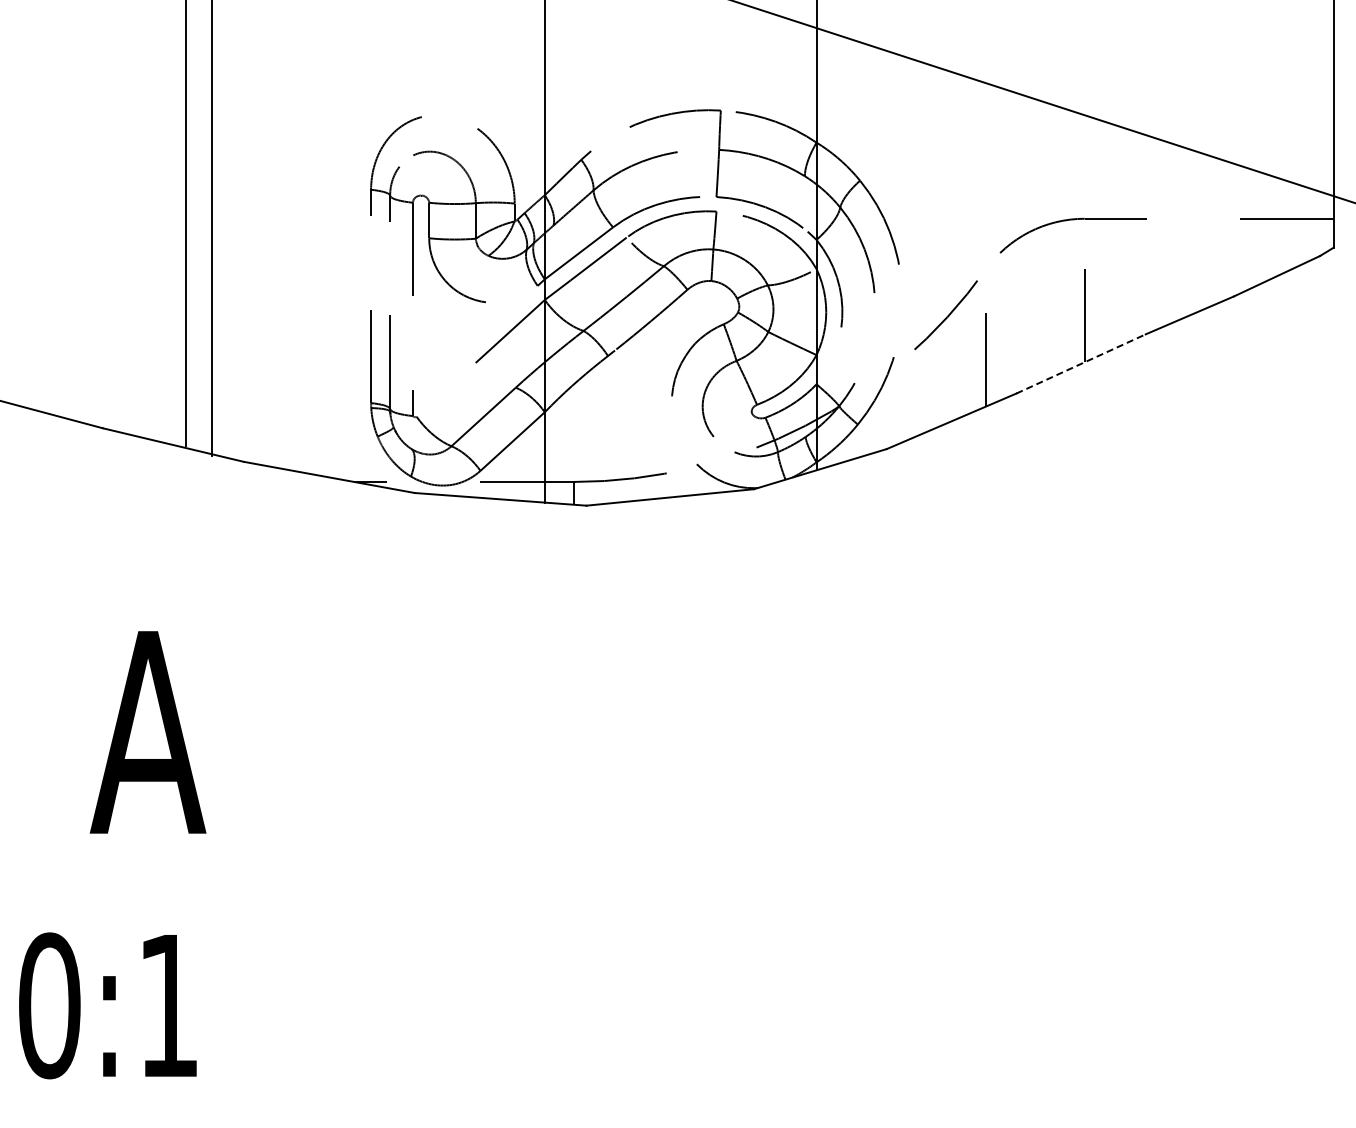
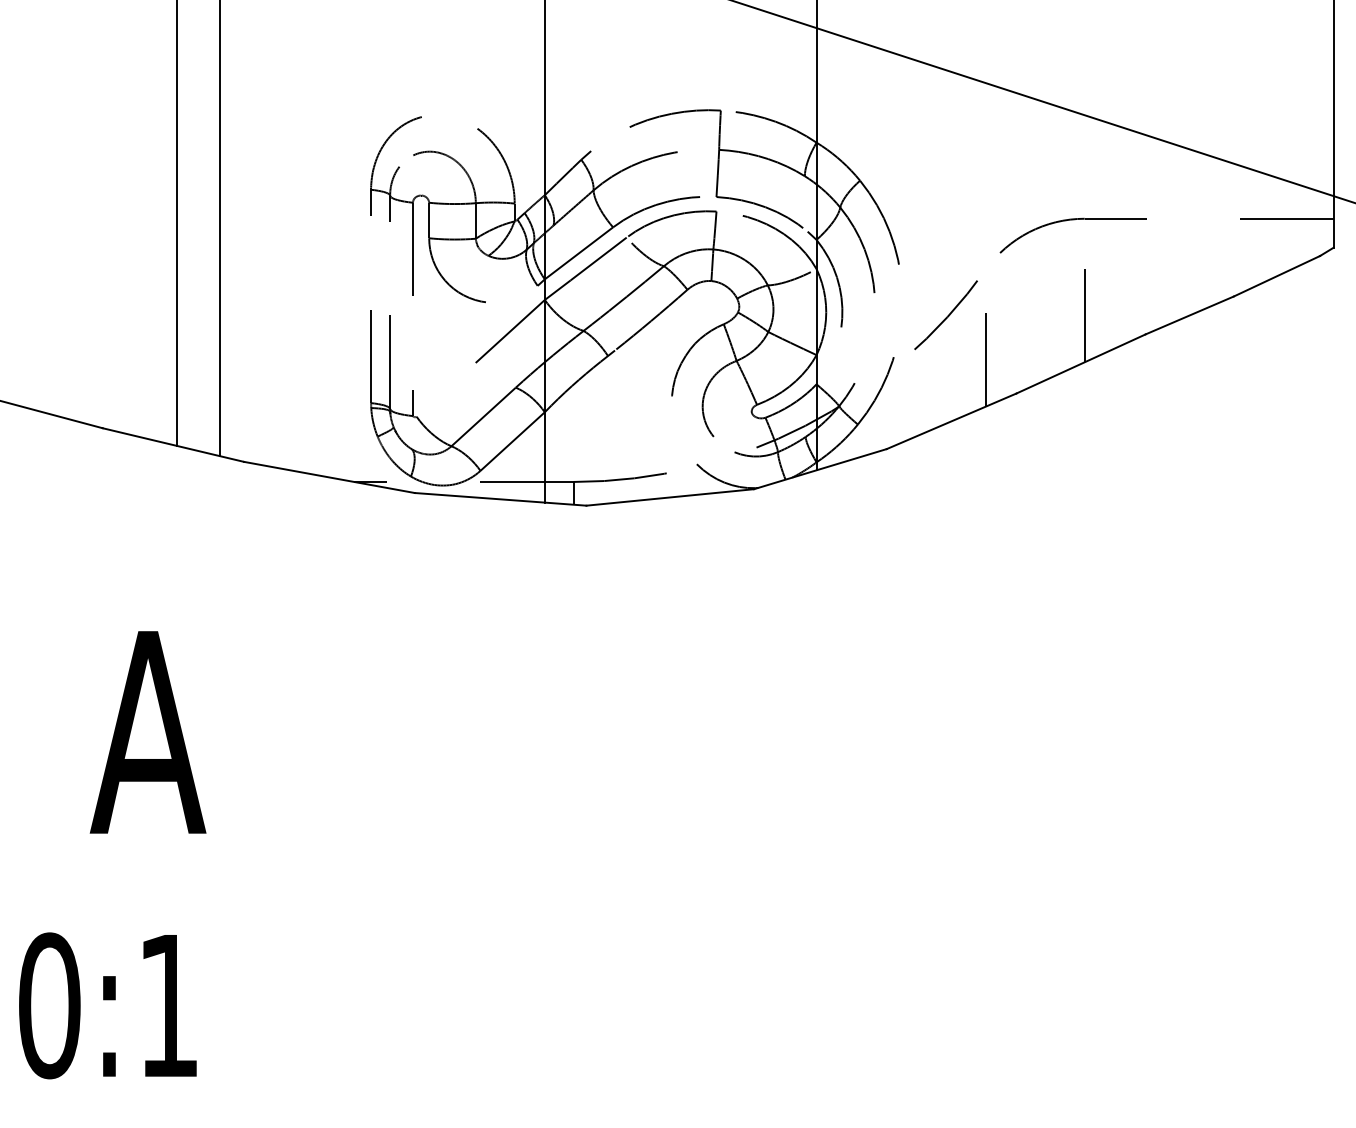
line position: (185, 223) -> (176, 223) (176, 223)
line position: (211, 229) -> (219, 229) (219, 229)
line: dashed -> solid (1081, 363)
